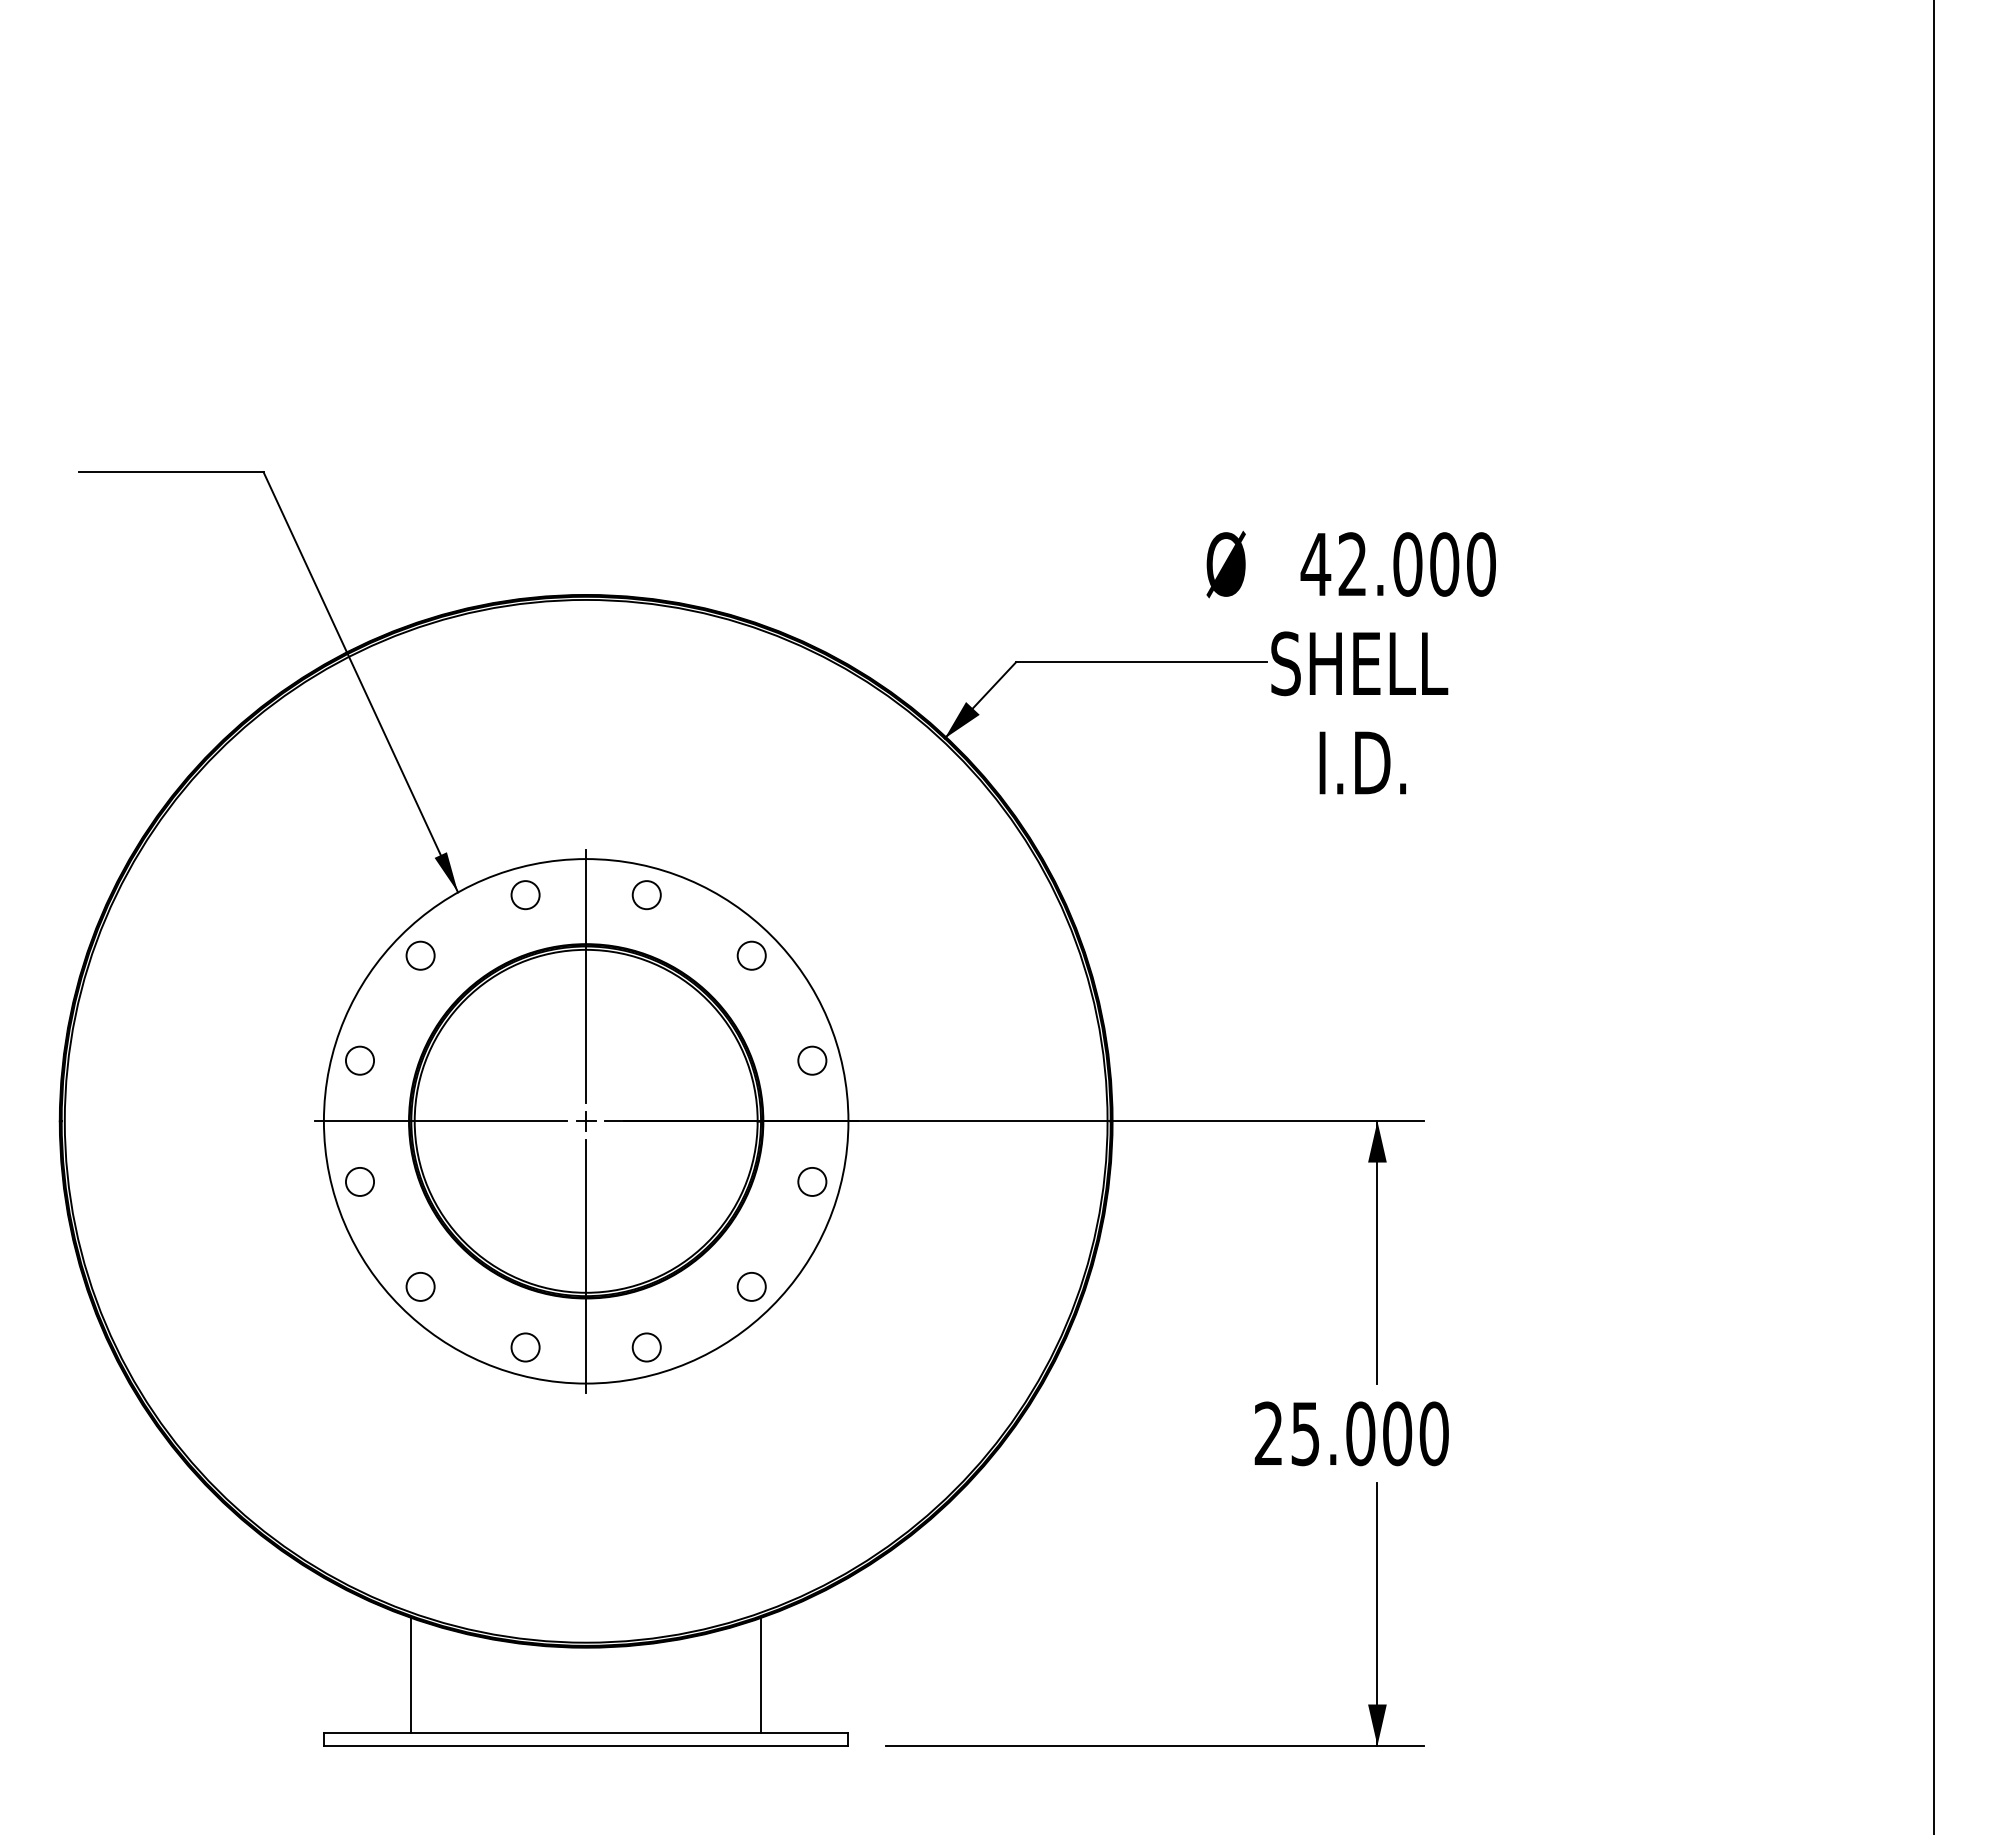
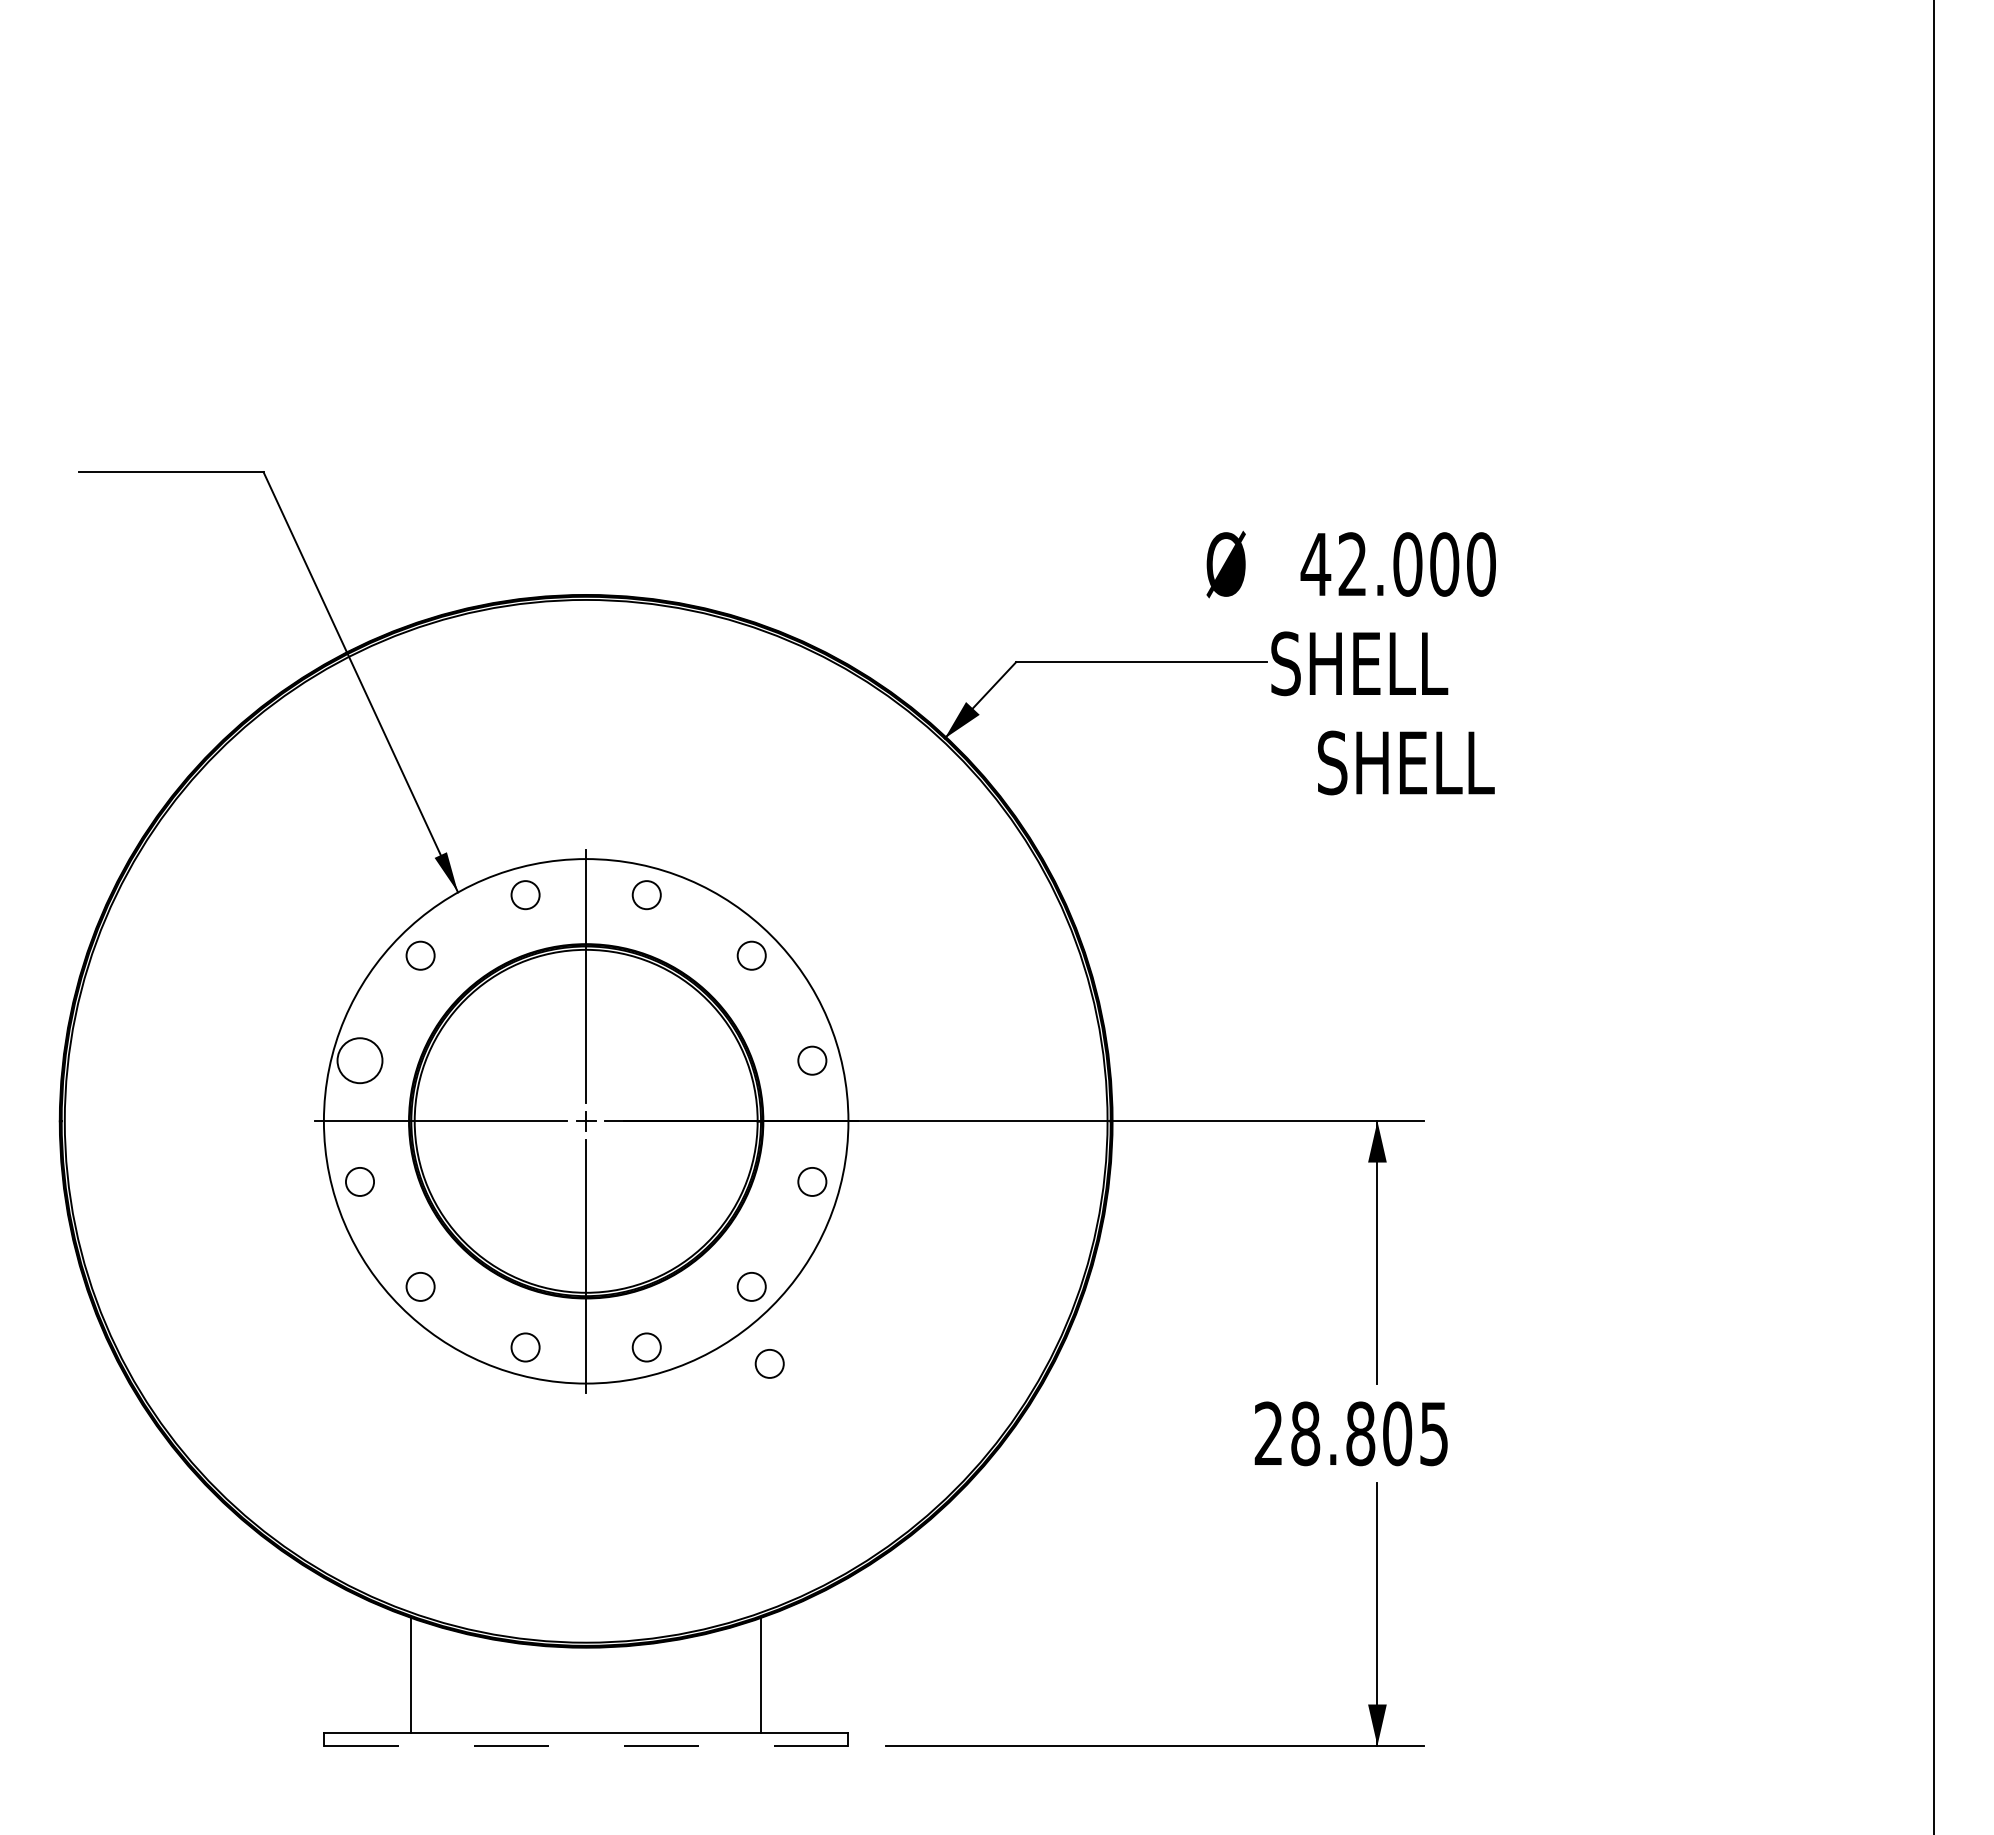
text: I.D. -> SHELL (1406, 762)
circle diameter: 28 px -> 45 px (359, 1060)
circle: none -> present (769, 1363)
text: 25.000 -> 28.805 (1369, 1433)
line: solid -> dashed (585, 1745)
